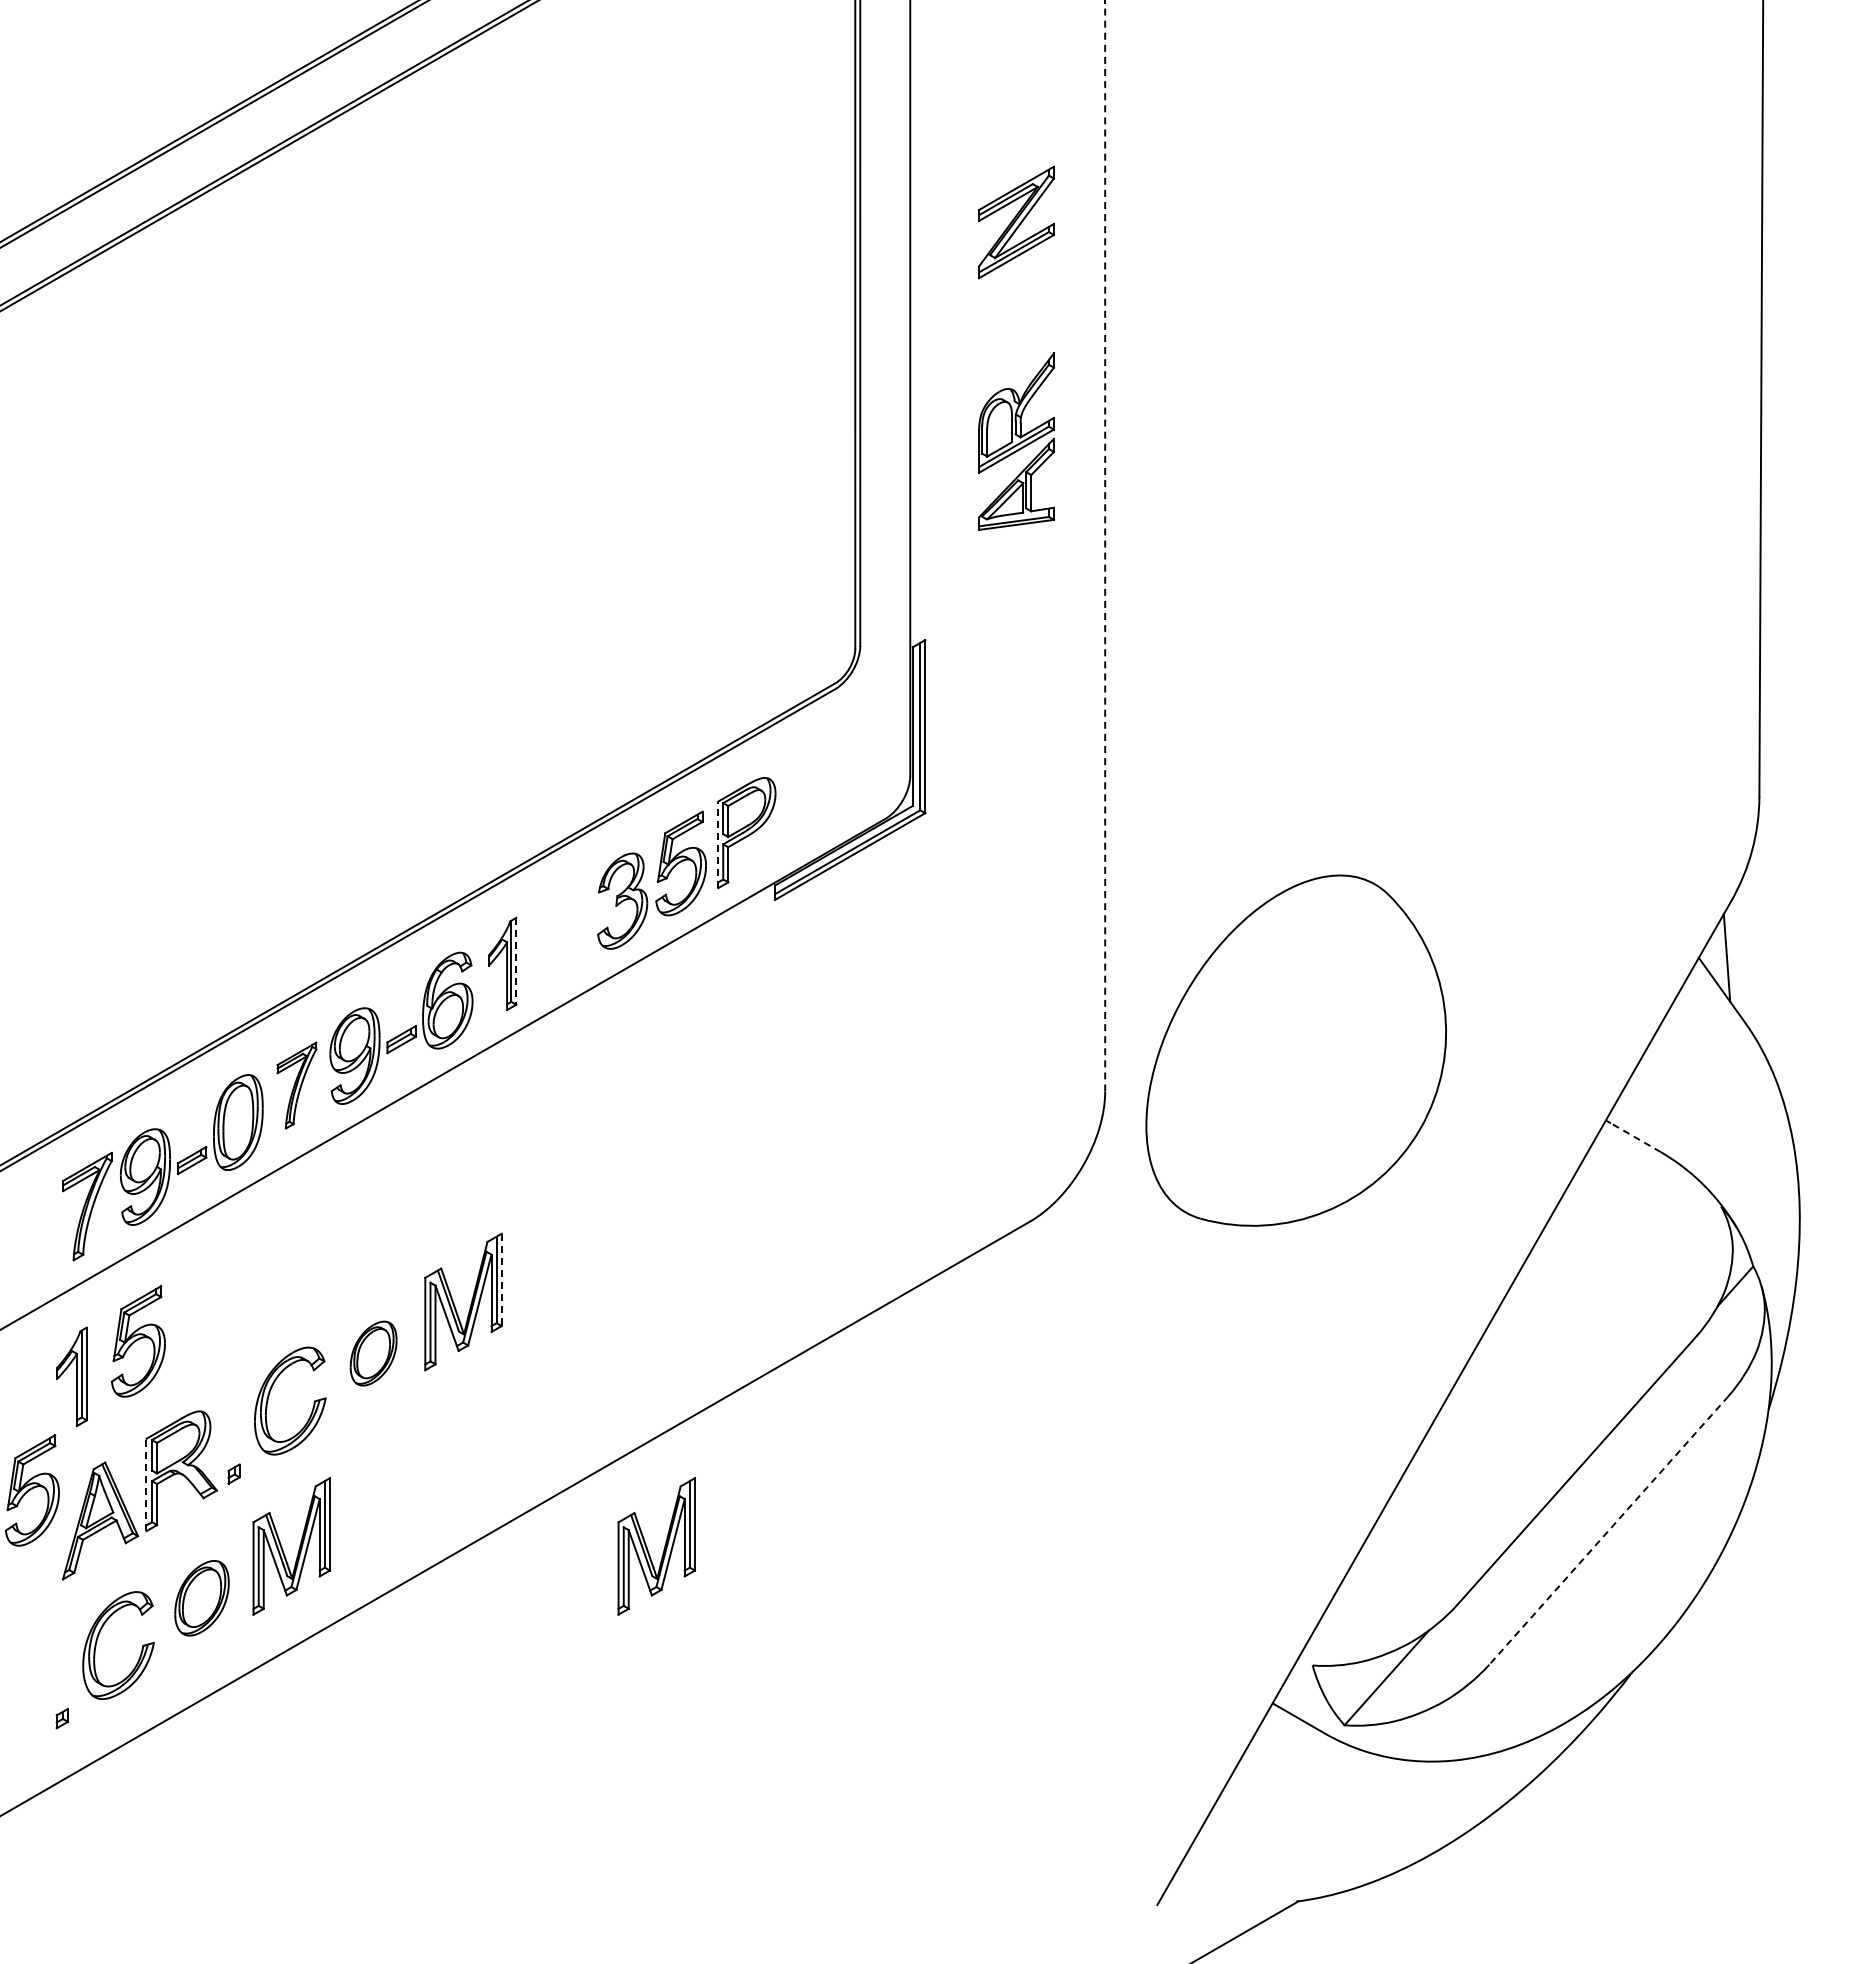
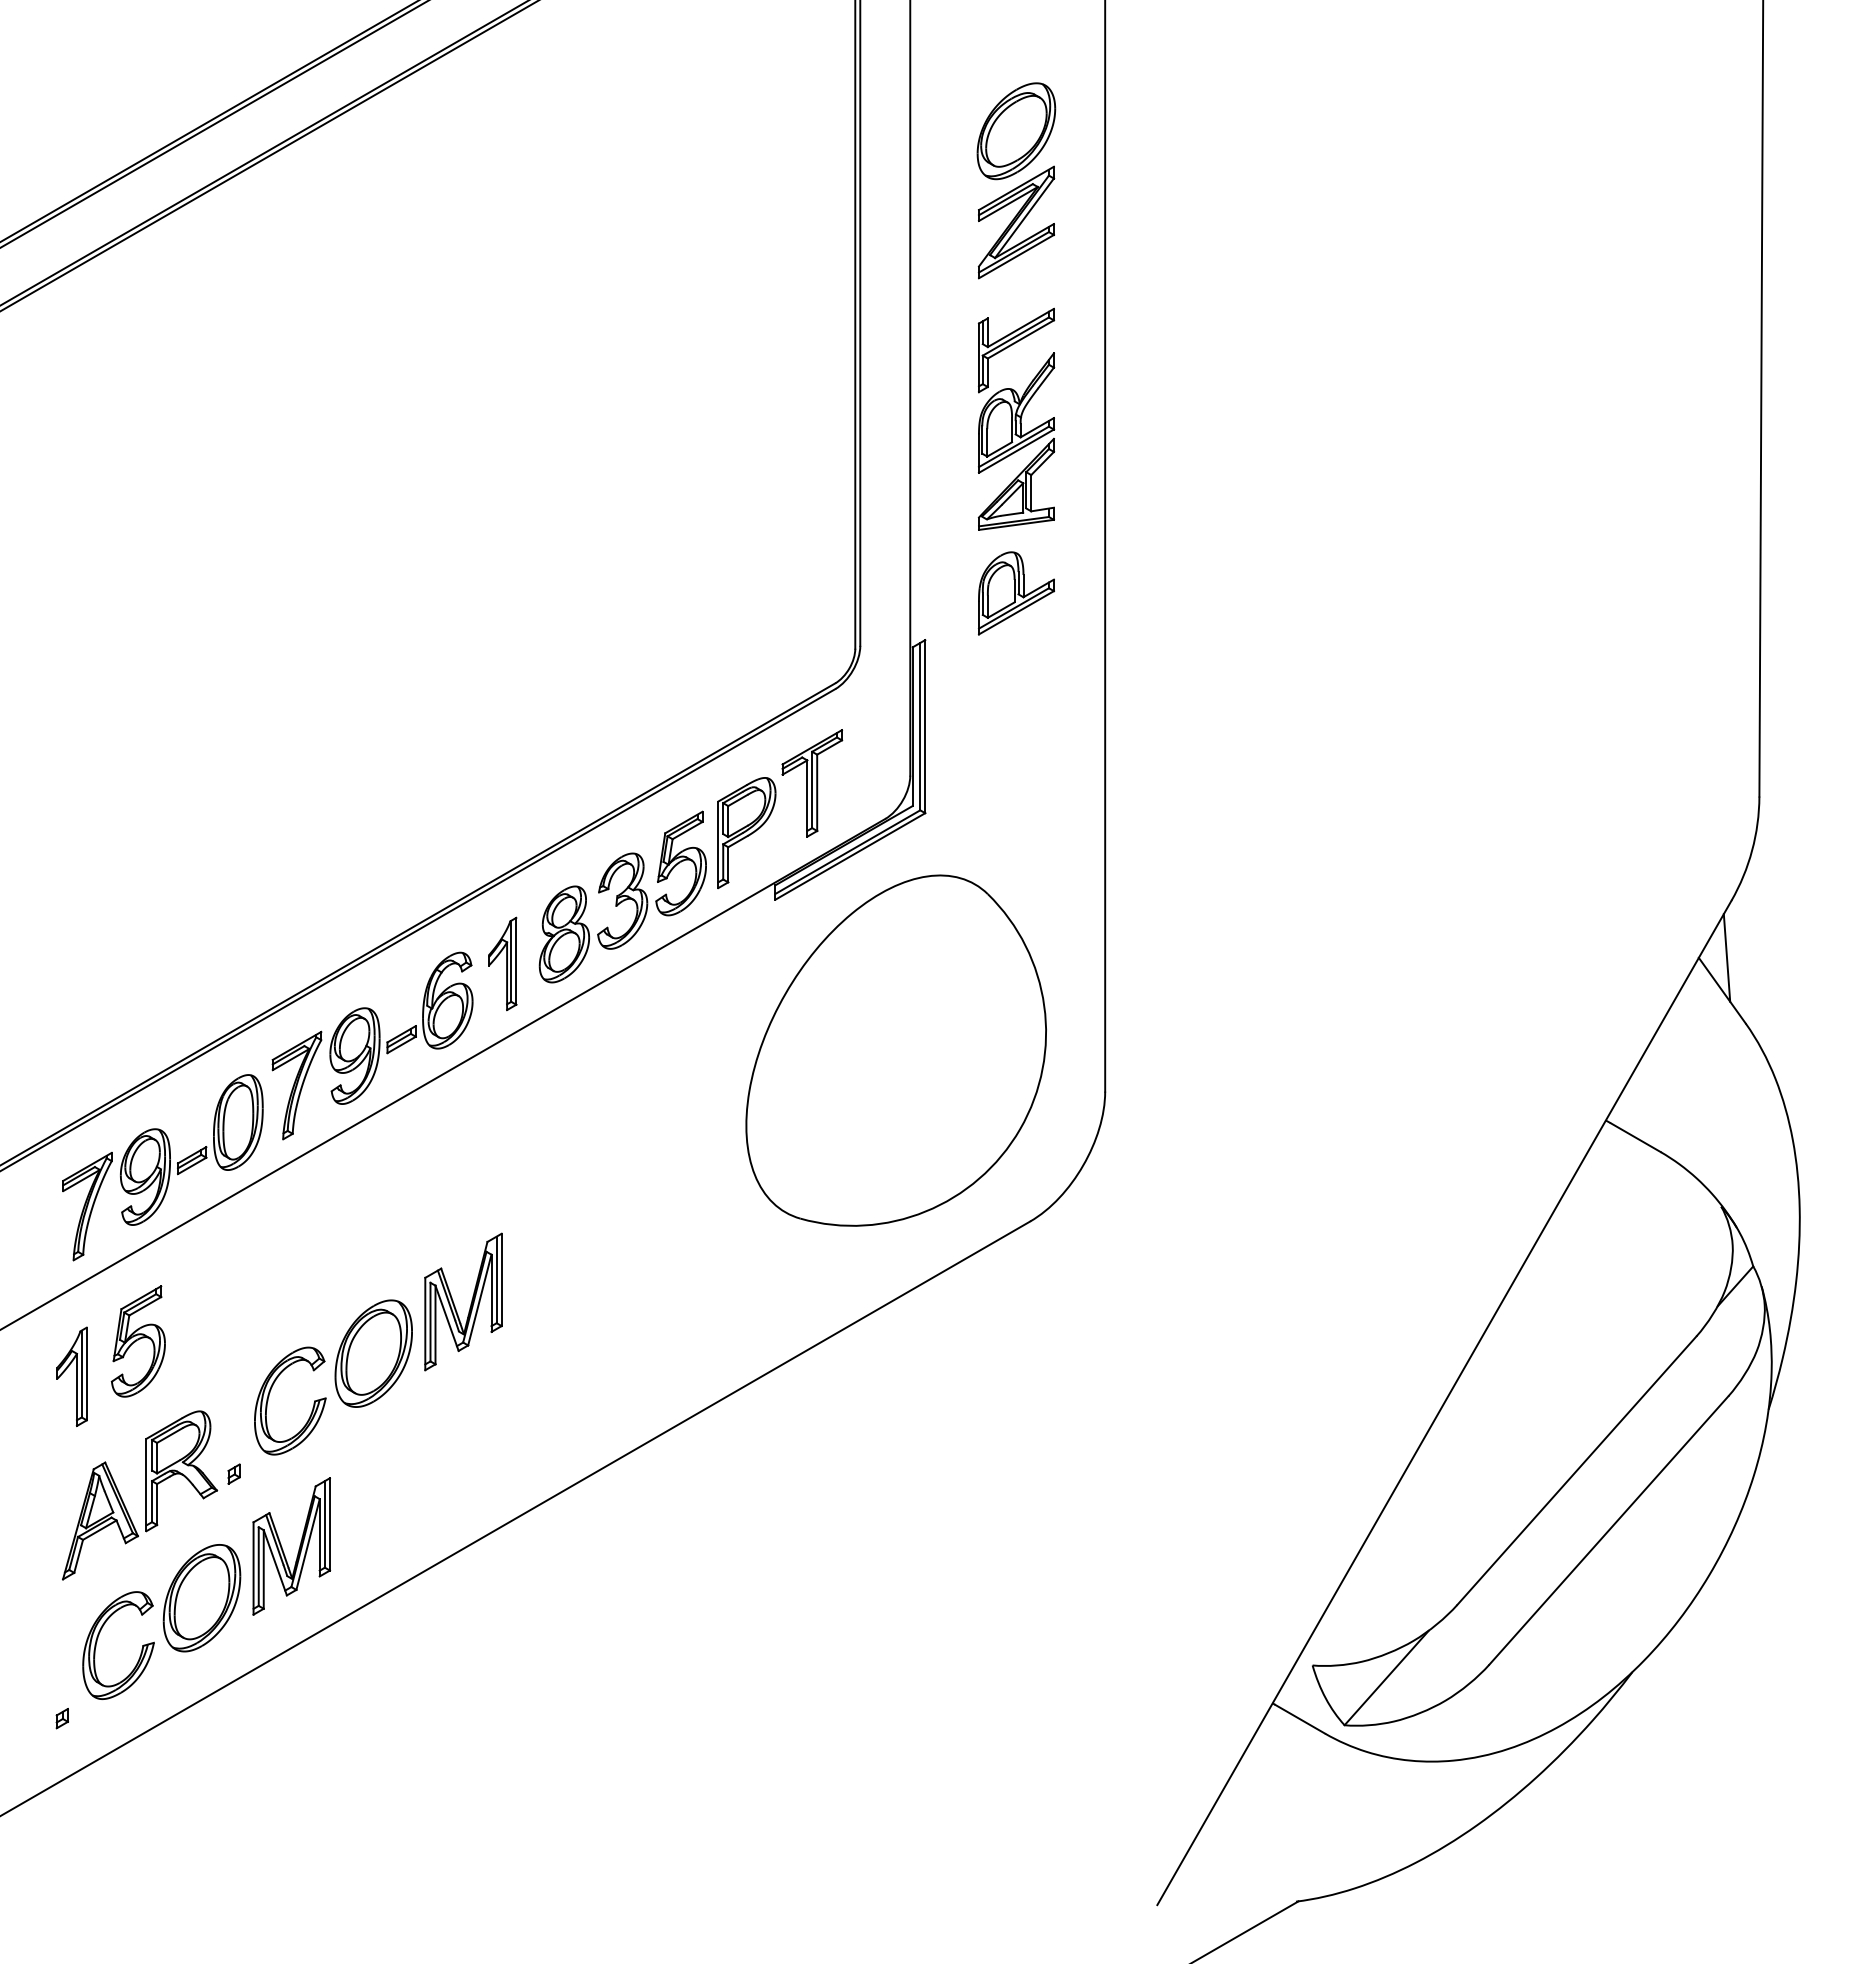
part: none -> present (1016, 131)
part: none -> present (1014, 344)
line: dashed -> solid (1105, 546)
part: none -> present (1016, 593)
part: none -> present (812, 783)
line: dashed -> solid (718, 844)
part: none -> present (563, 934)
line: dashed -> solid (516, 961)
part position: (1295, 1050) -> (895, 1050) (895, 1050)
part size: 42x89 px -> 52x111 px (296, 1085)
line: dashed -> solid (1635, 1137)
line: dashed -> solid (501, 1280)
part size: 49x67 px -> 79x109 px (373, 1353)
line: dashed -> solid (146, 1484)
part: present -> none (31, 1490)
line: dashed -> solid (1608, 1530)
part: present -> none (663, 1549)
part size: 56x77 px -> 80x109 px (201, 1598)
